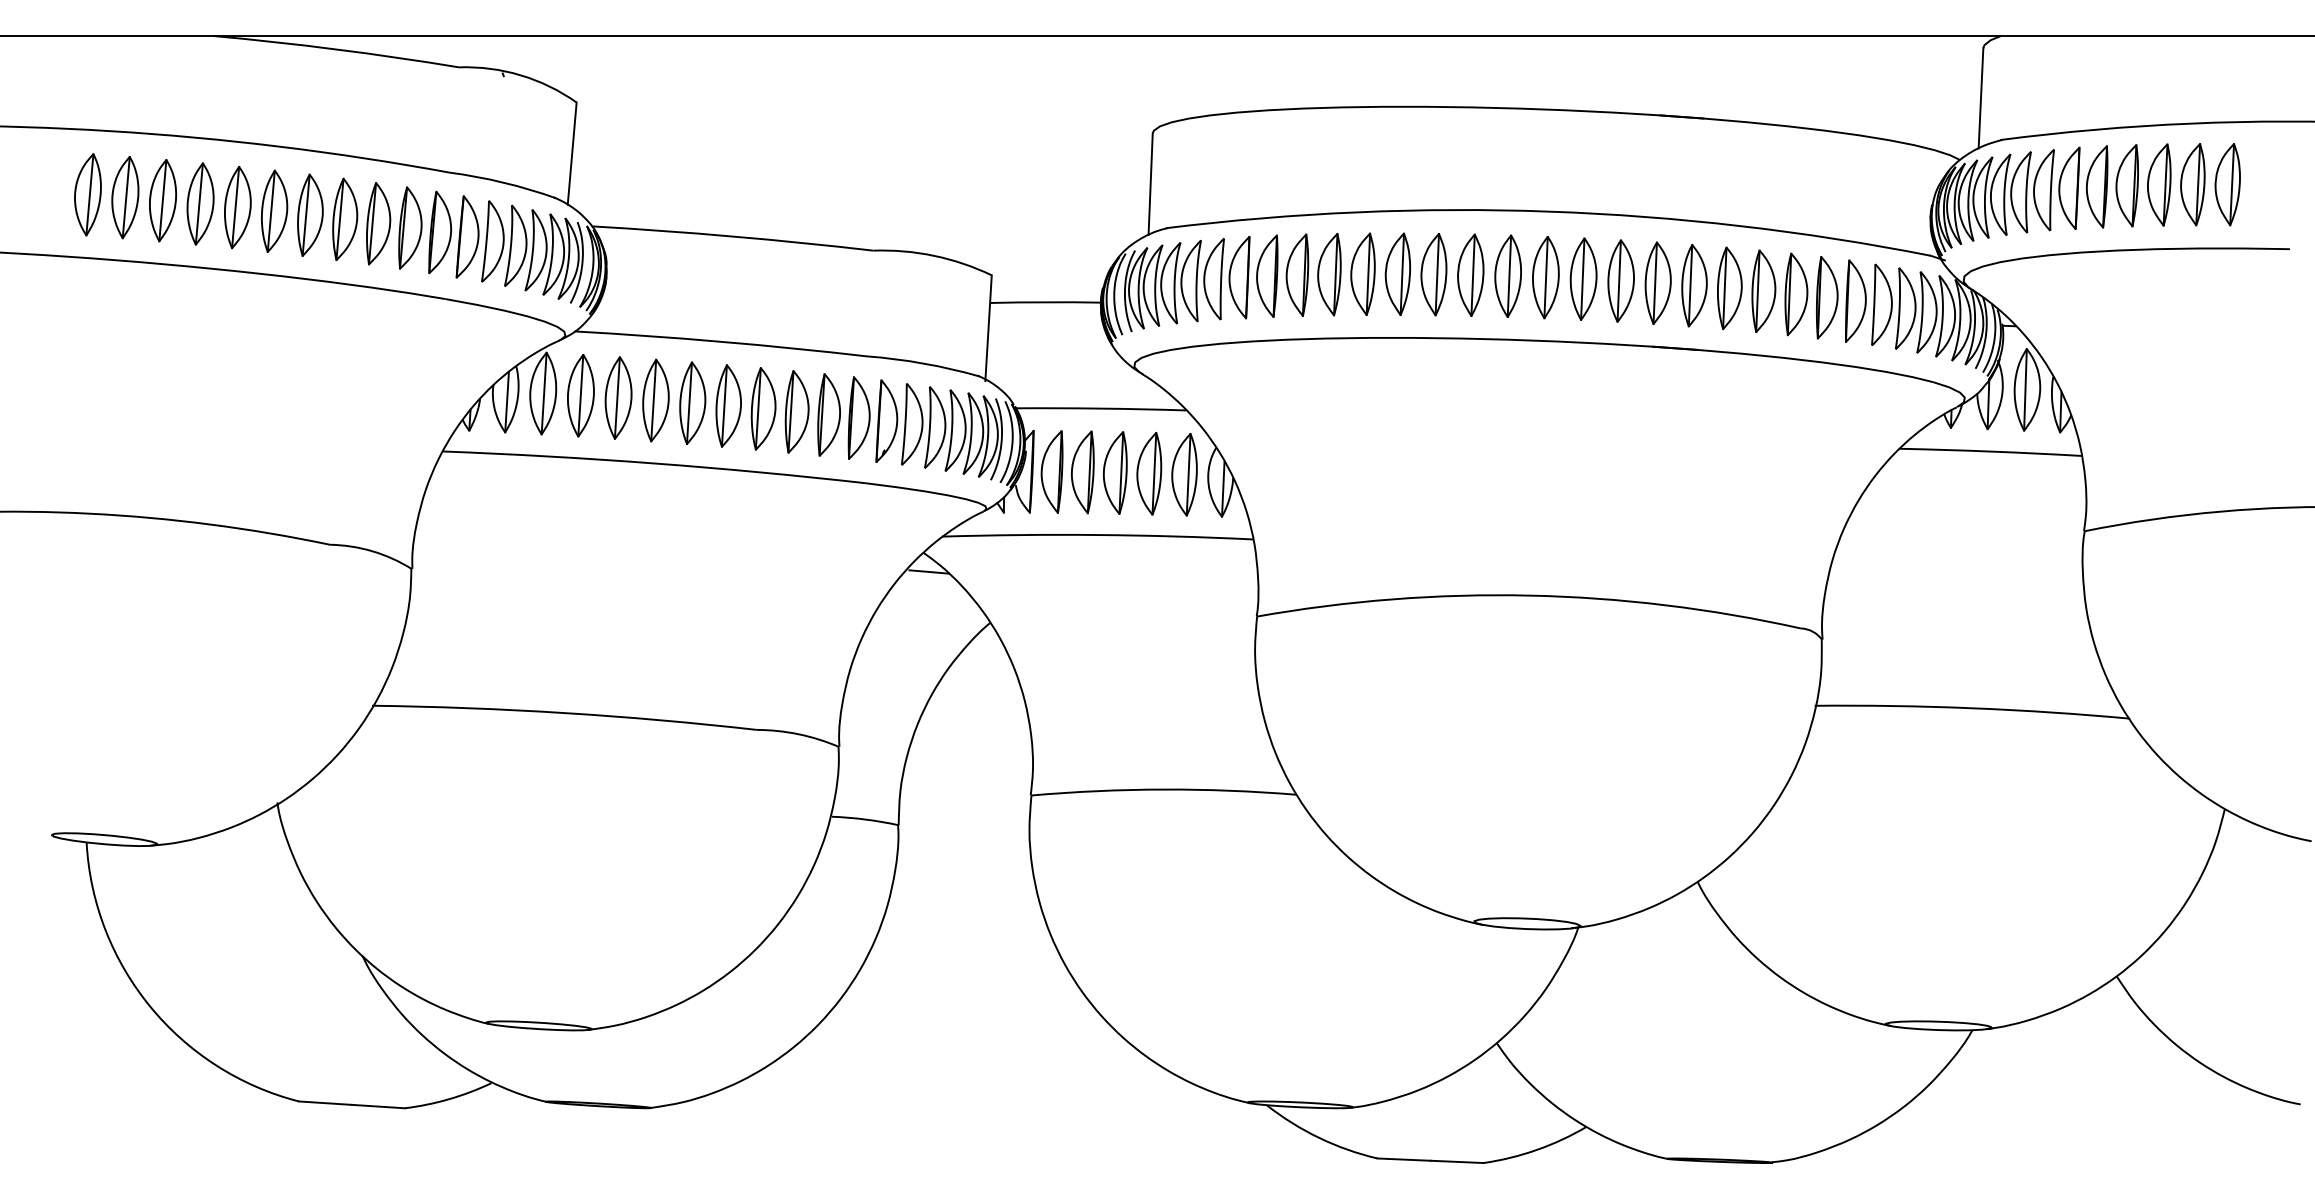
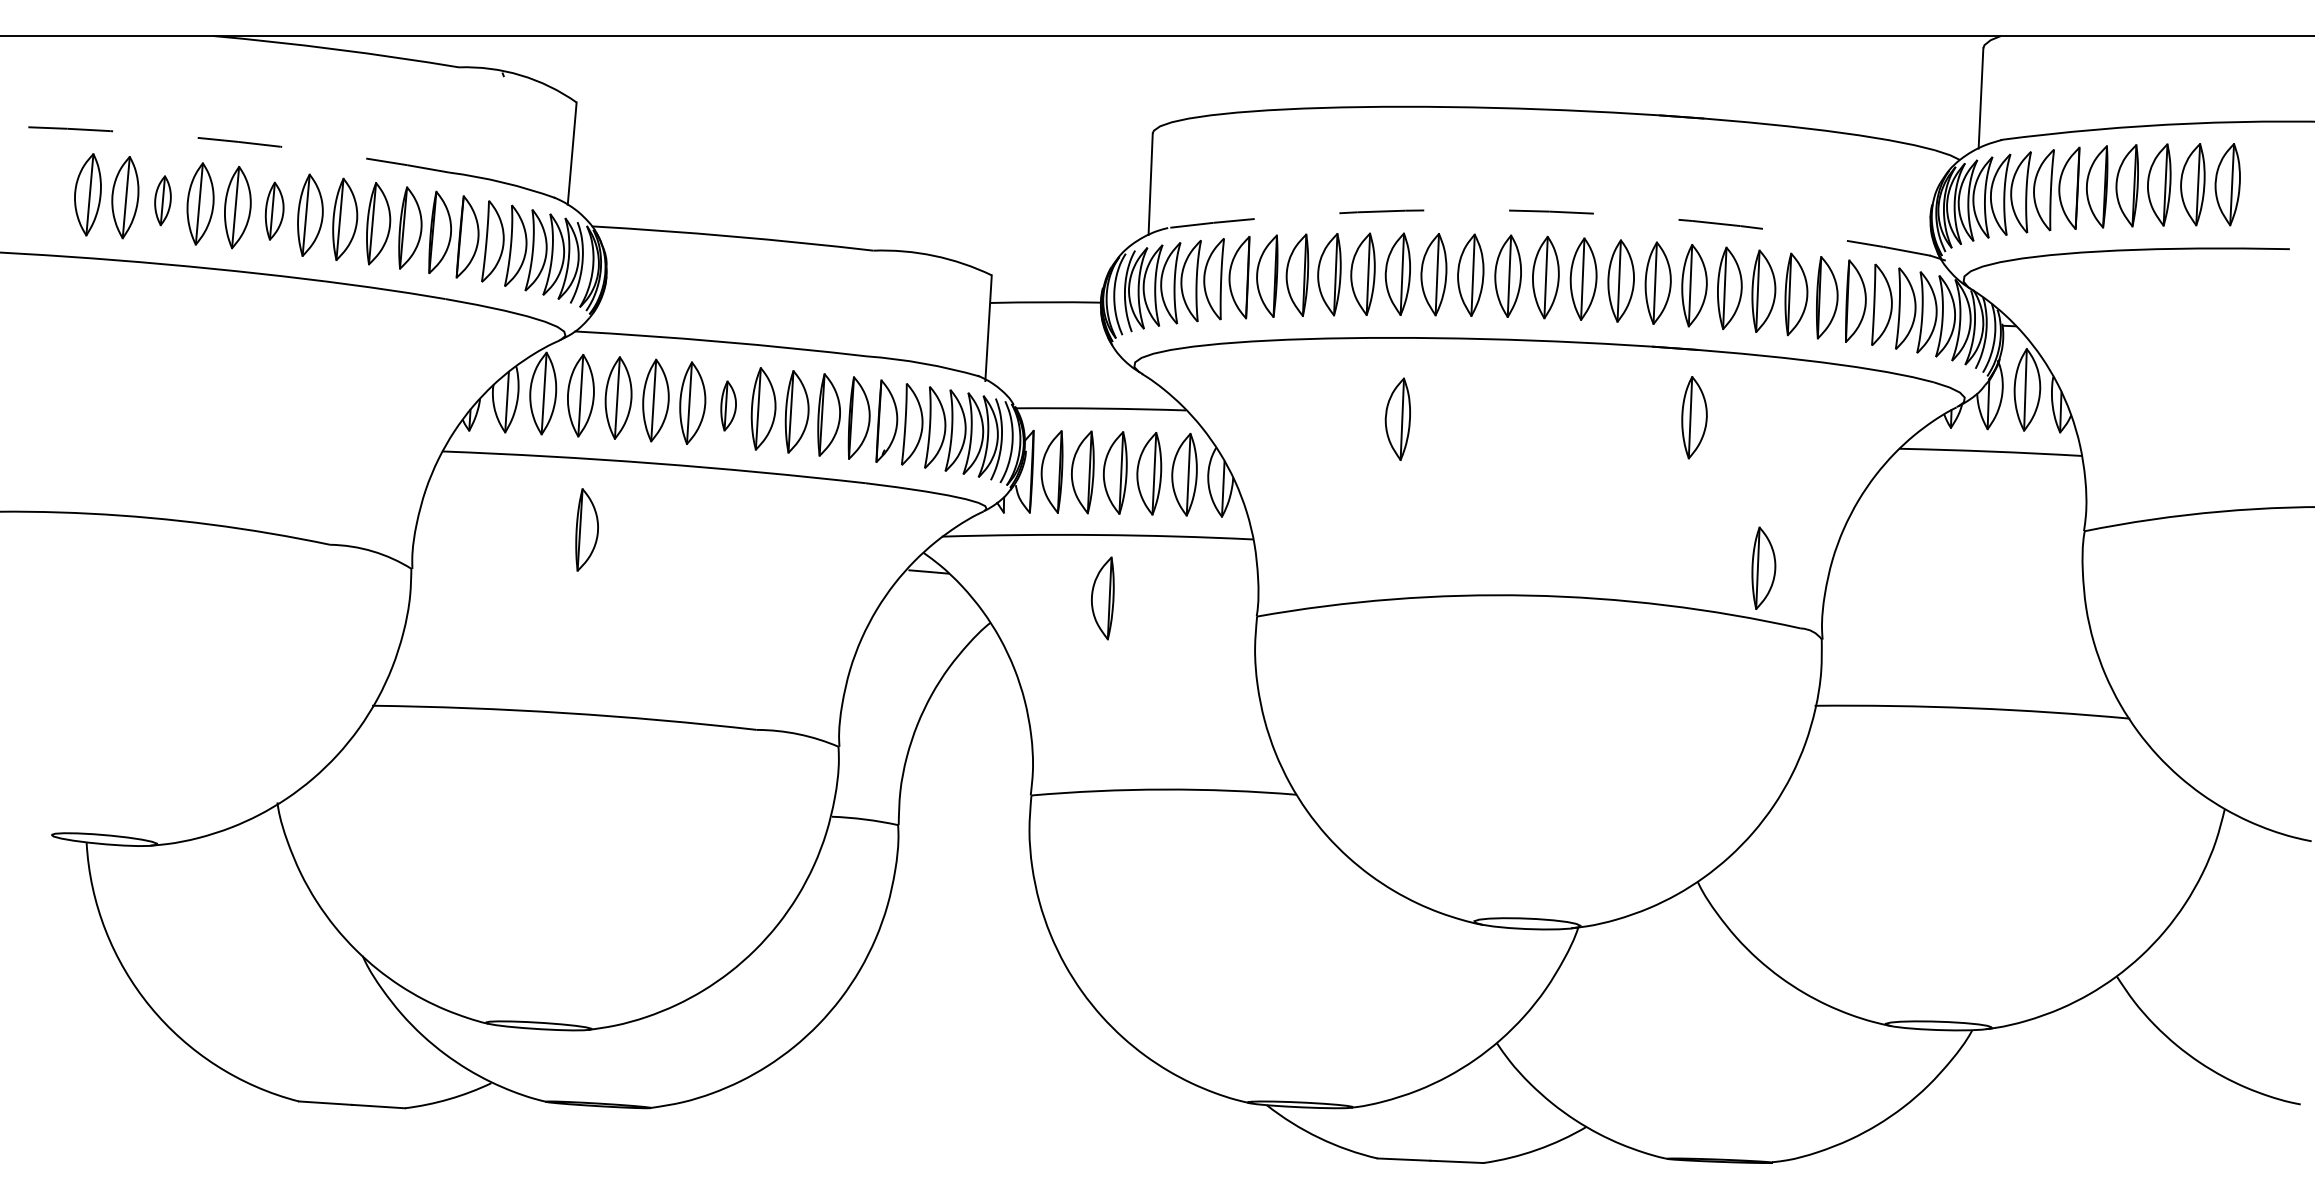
arc: solid -> dashed (225, 140)
part size: 28x84 px -> 18x52 px (162, 200)
part size: 28x84 px -> 21x60 px (274, 210)
arc: solid -> dashed (1549, 211)
part size: 27x84 px -> 17x52 px (728, 405)
part: none -> present (1694, 417)
part: none -> present (1397, 418)
part: none -> present (586, 529)
part: none -> present (1763, 567)
part: none -> present (1102, 598)
